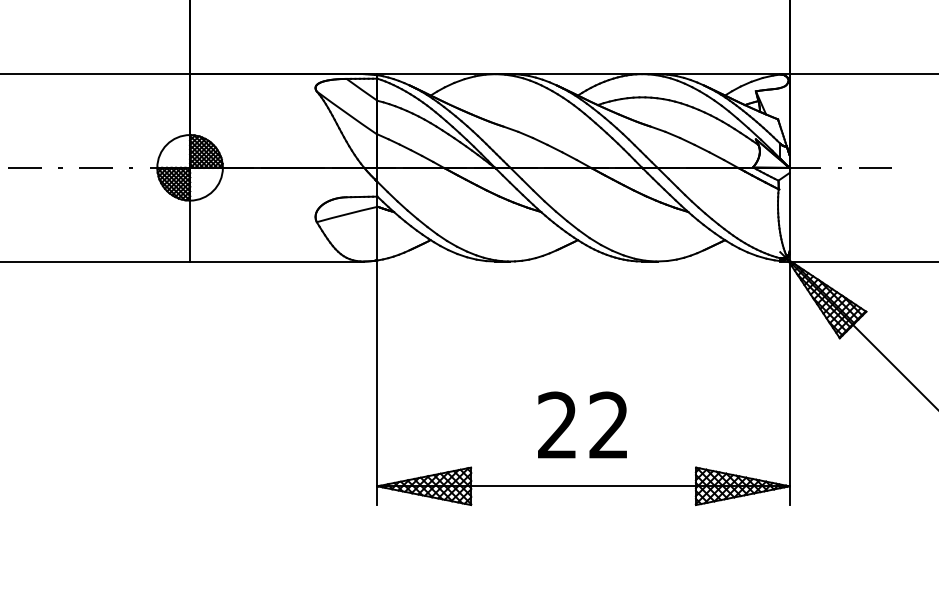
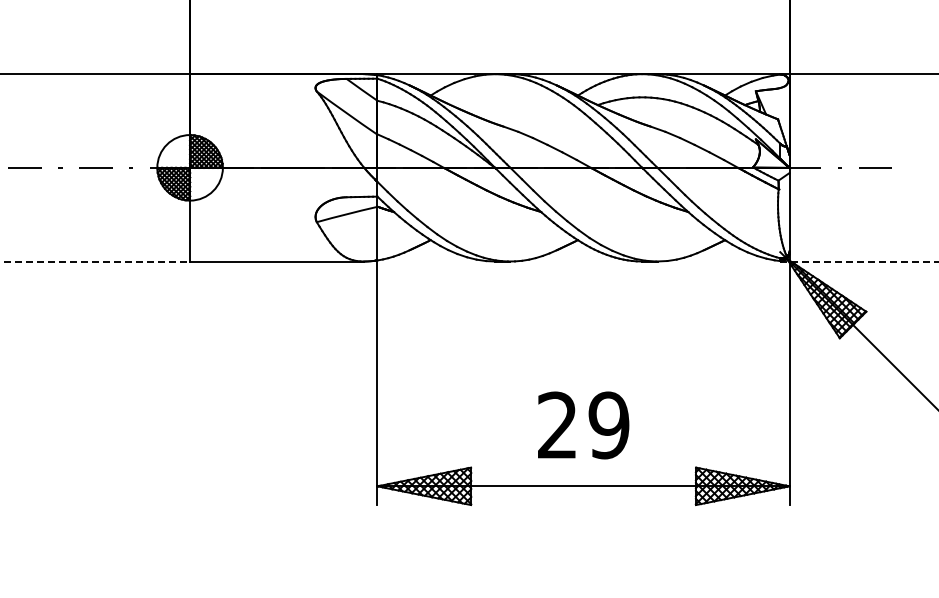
line: solid -> dashed (95, 261)
line: solid -> dashed (859, 261)
text: 22 -> 29 (608, 425)
